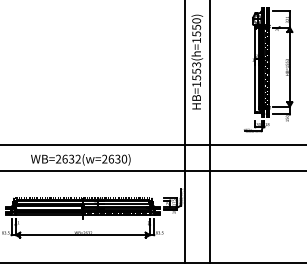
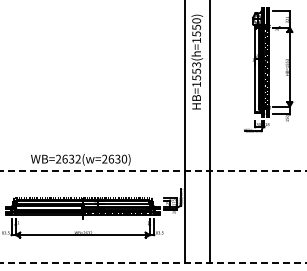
line: present -> none (152, 145)
line: solid -> dashed (153, 170)
line: solid -> dashed (153, 262)
